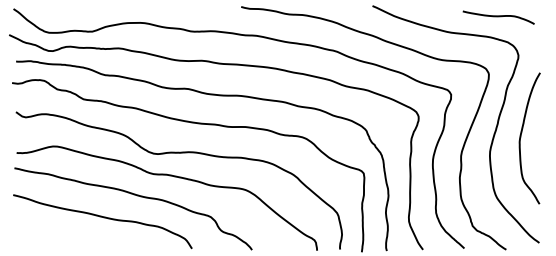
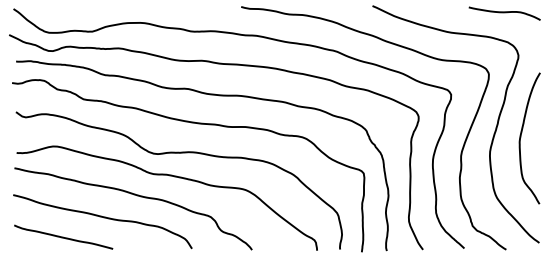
curve position: (498, 17) -> (504, 13) (504, 13)
curve: none -> present (63, 236)
